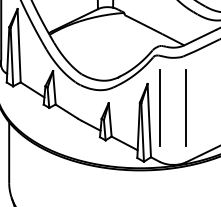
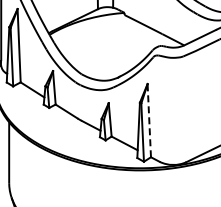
line: present -> none (159, 107)
line: present -> none (186, 107)
line: solid -> dashed (149, 120)
